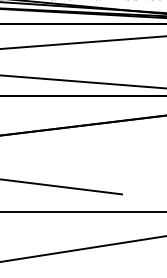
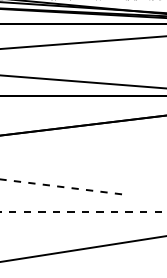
line: solid -> dashed (61, 186)
line: solid -> dashed (83, 211)
